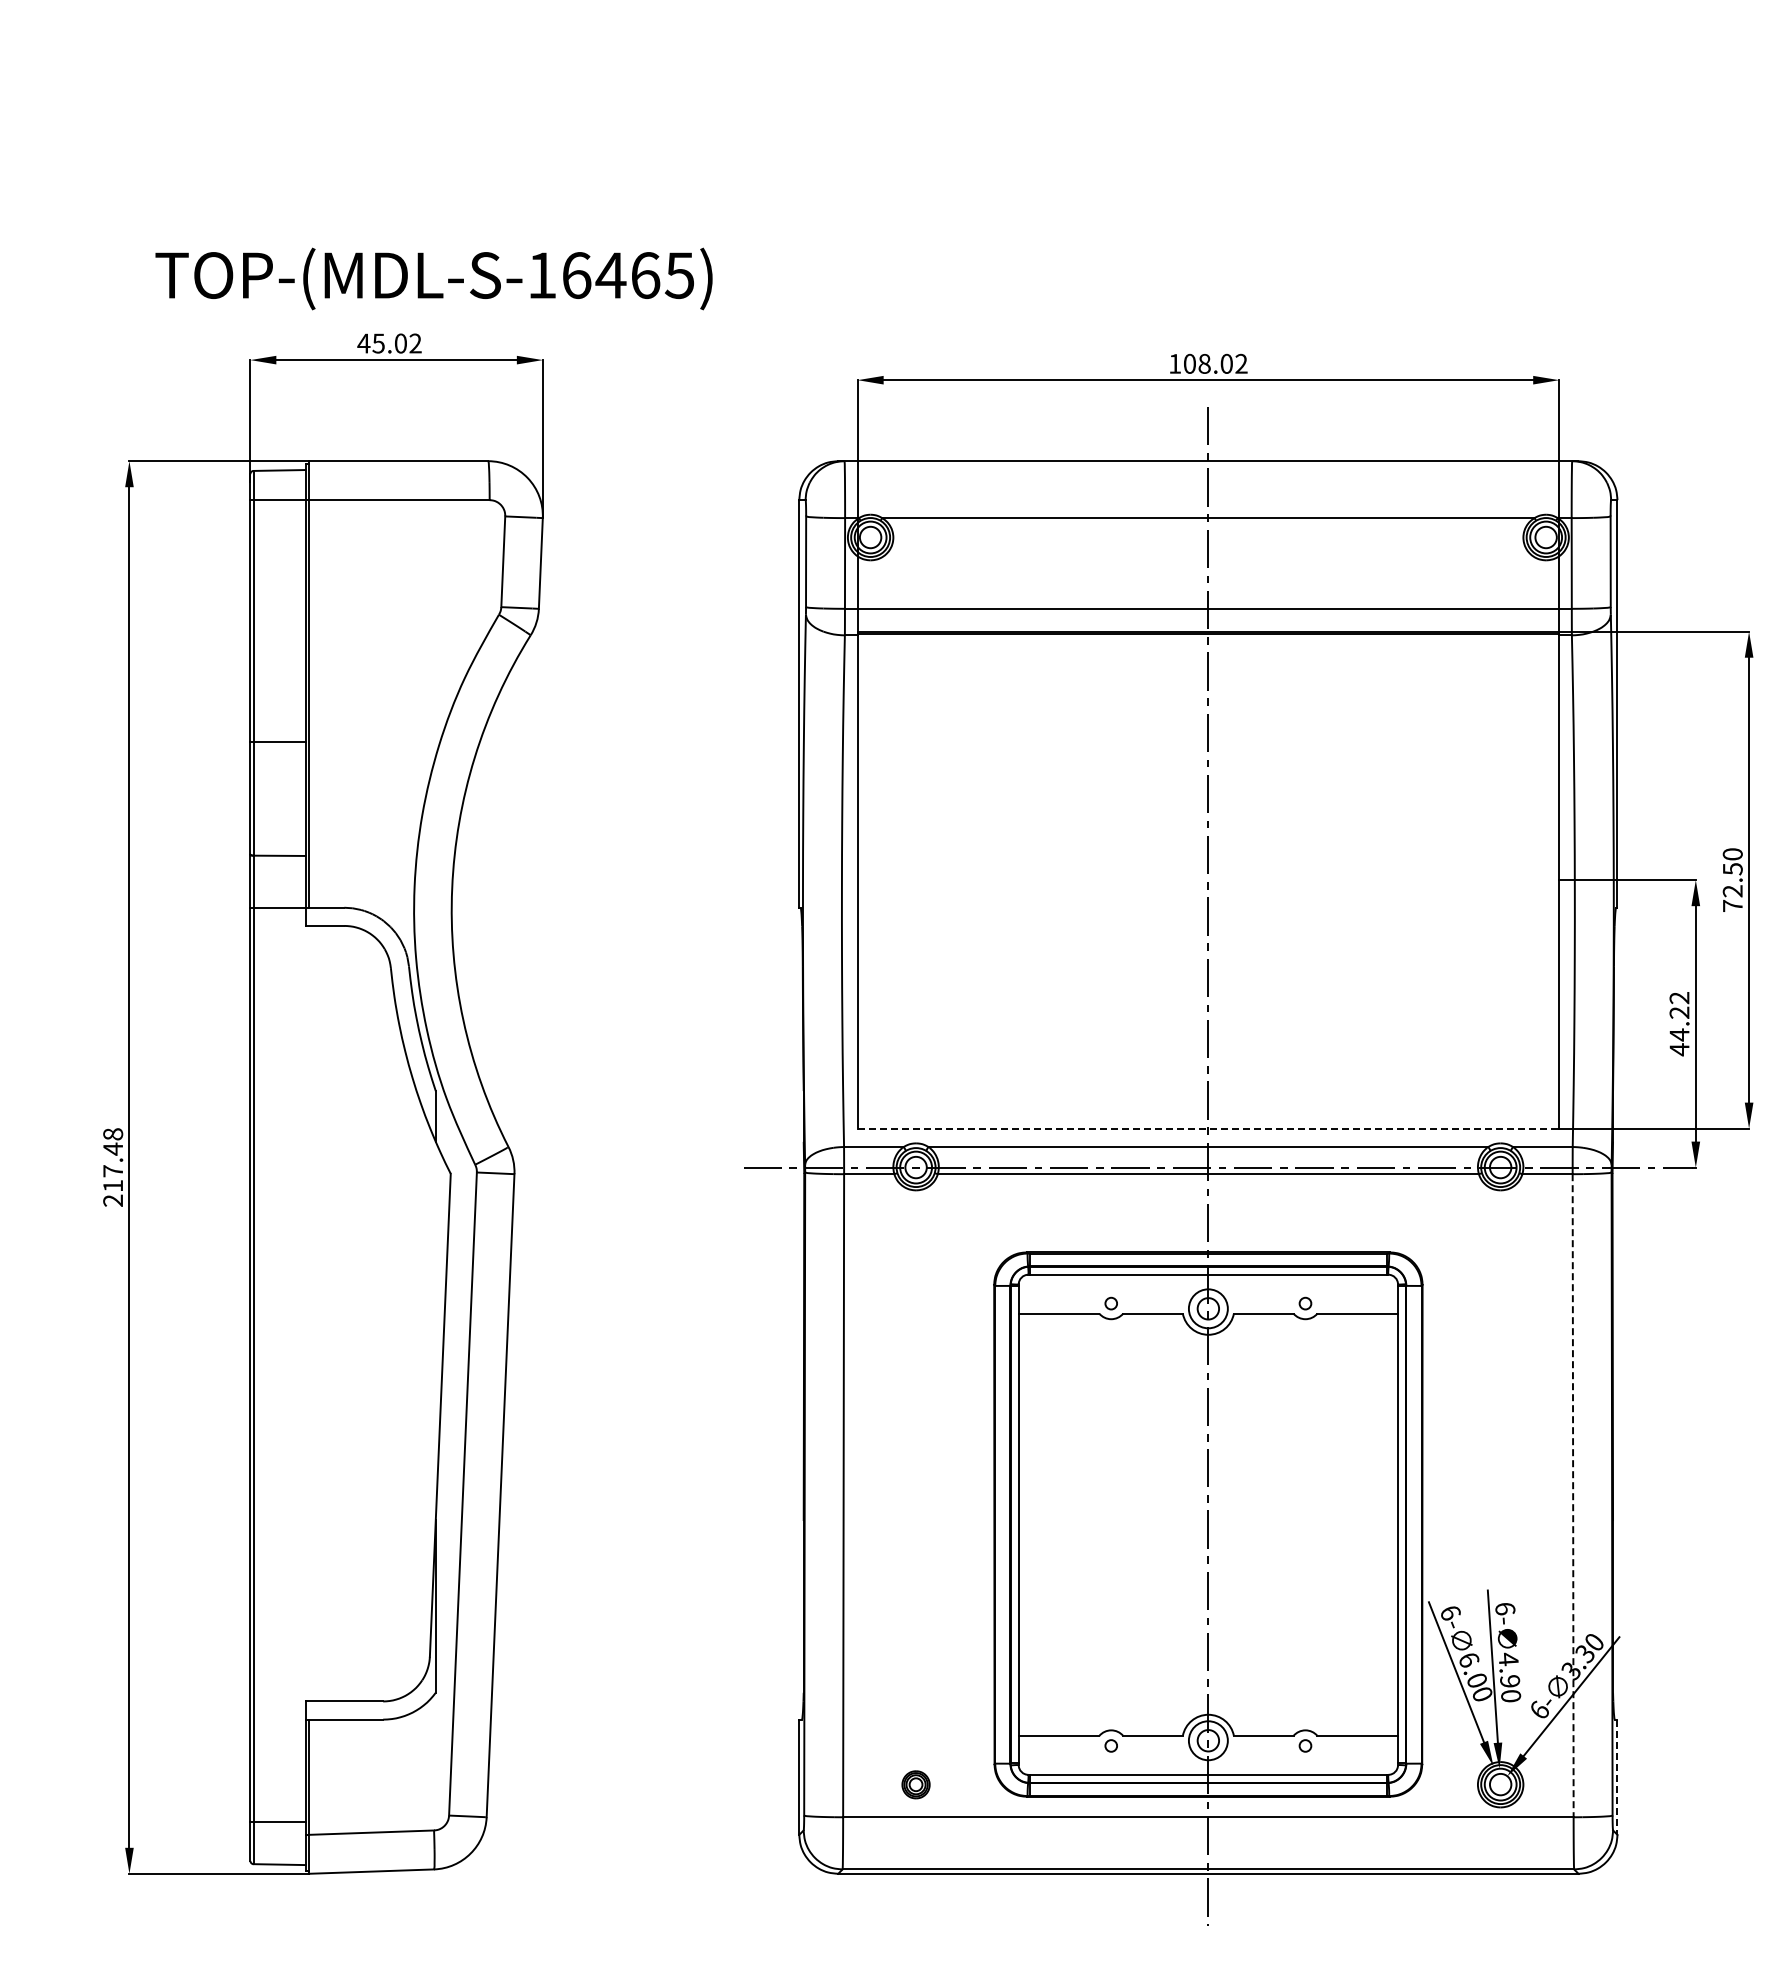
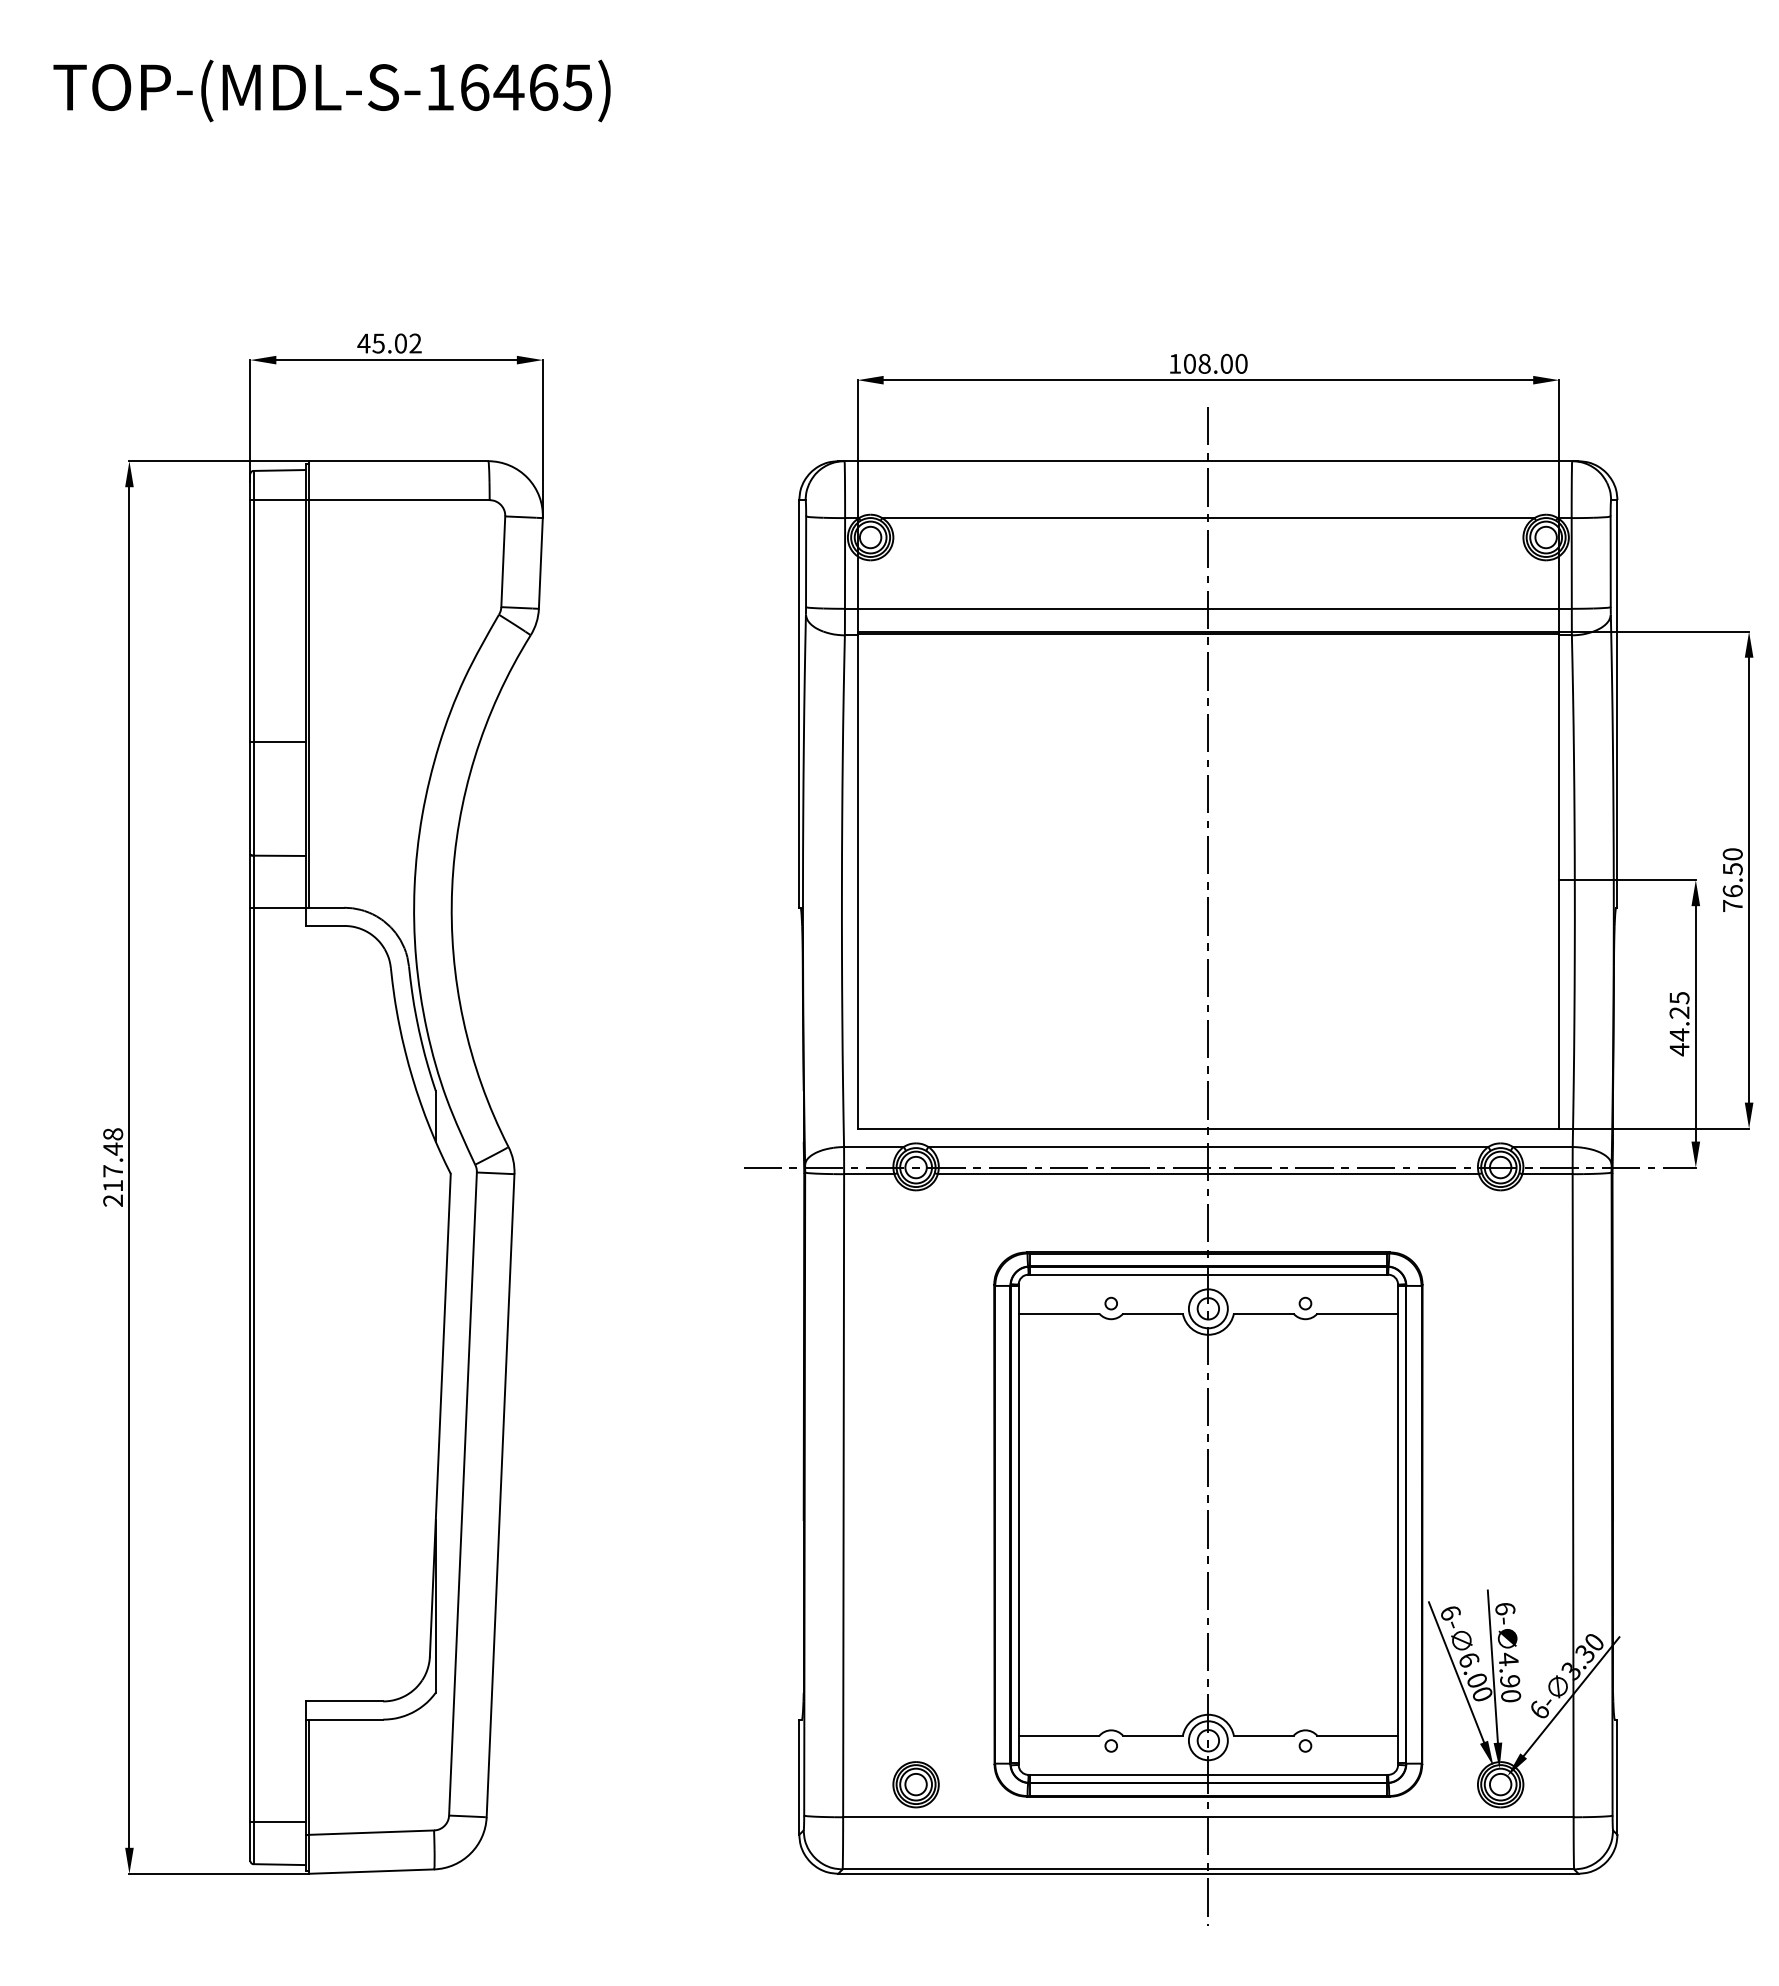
text position: (433, 278) -> (331, 90) (331, 90)
text: 108.02 -> 108.00 (1241, 363)
text: 72.50 -> 76.50 (1732, 891)
text: 44.22 -> 44.25 (1679, 998)
line: dashed -> solid (1208, 1128)
line: dashed -> solid (1573, 1495)
line: dashed -> solid (1617, 1777)
part size: 30x30 px -> 48x48 px (915, 1784)
